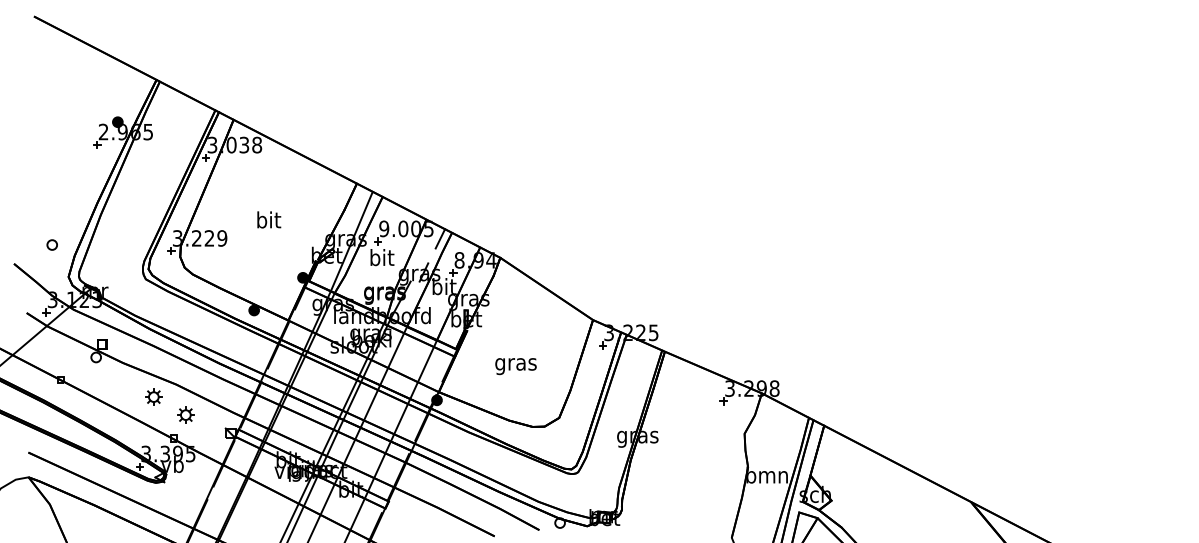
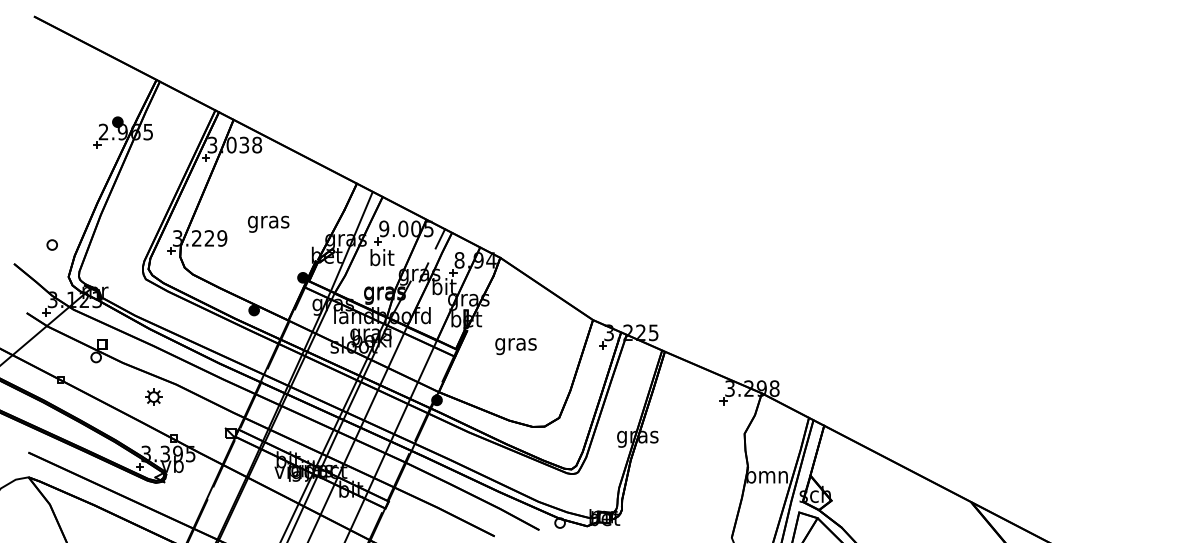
text: bit -> gras (268, 221)
text position: (515, 366) -> (515, 346) (515, 346)
part: present -> none (185, 414)
